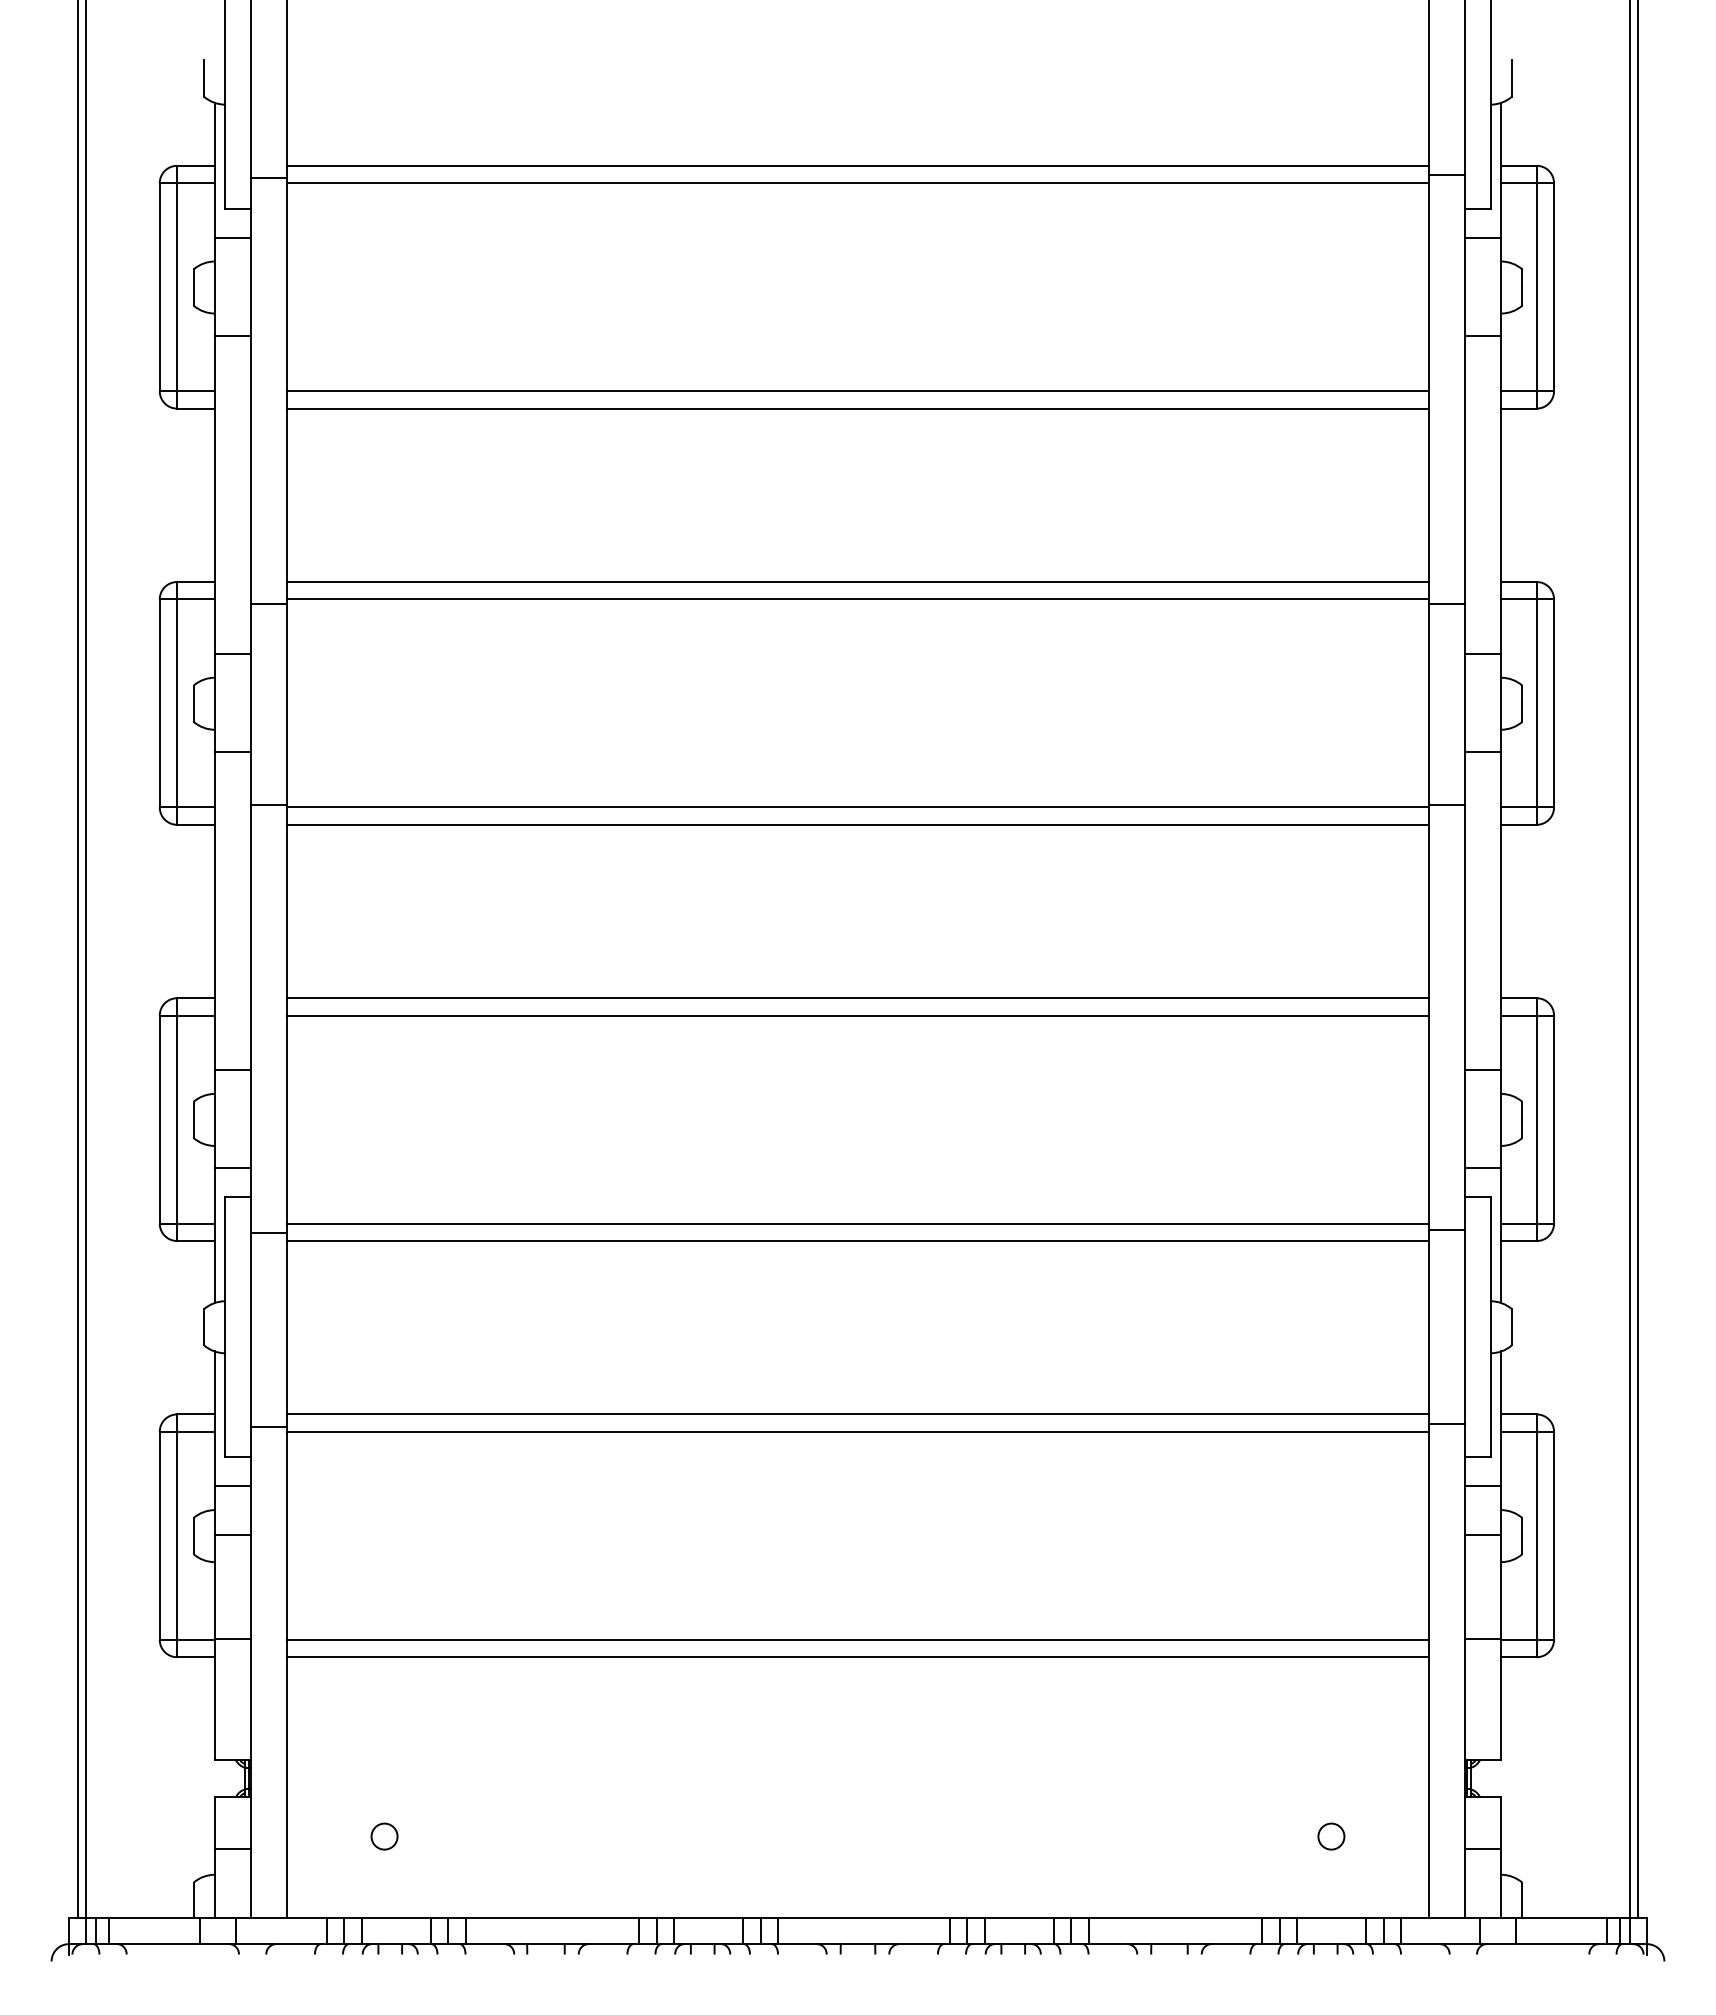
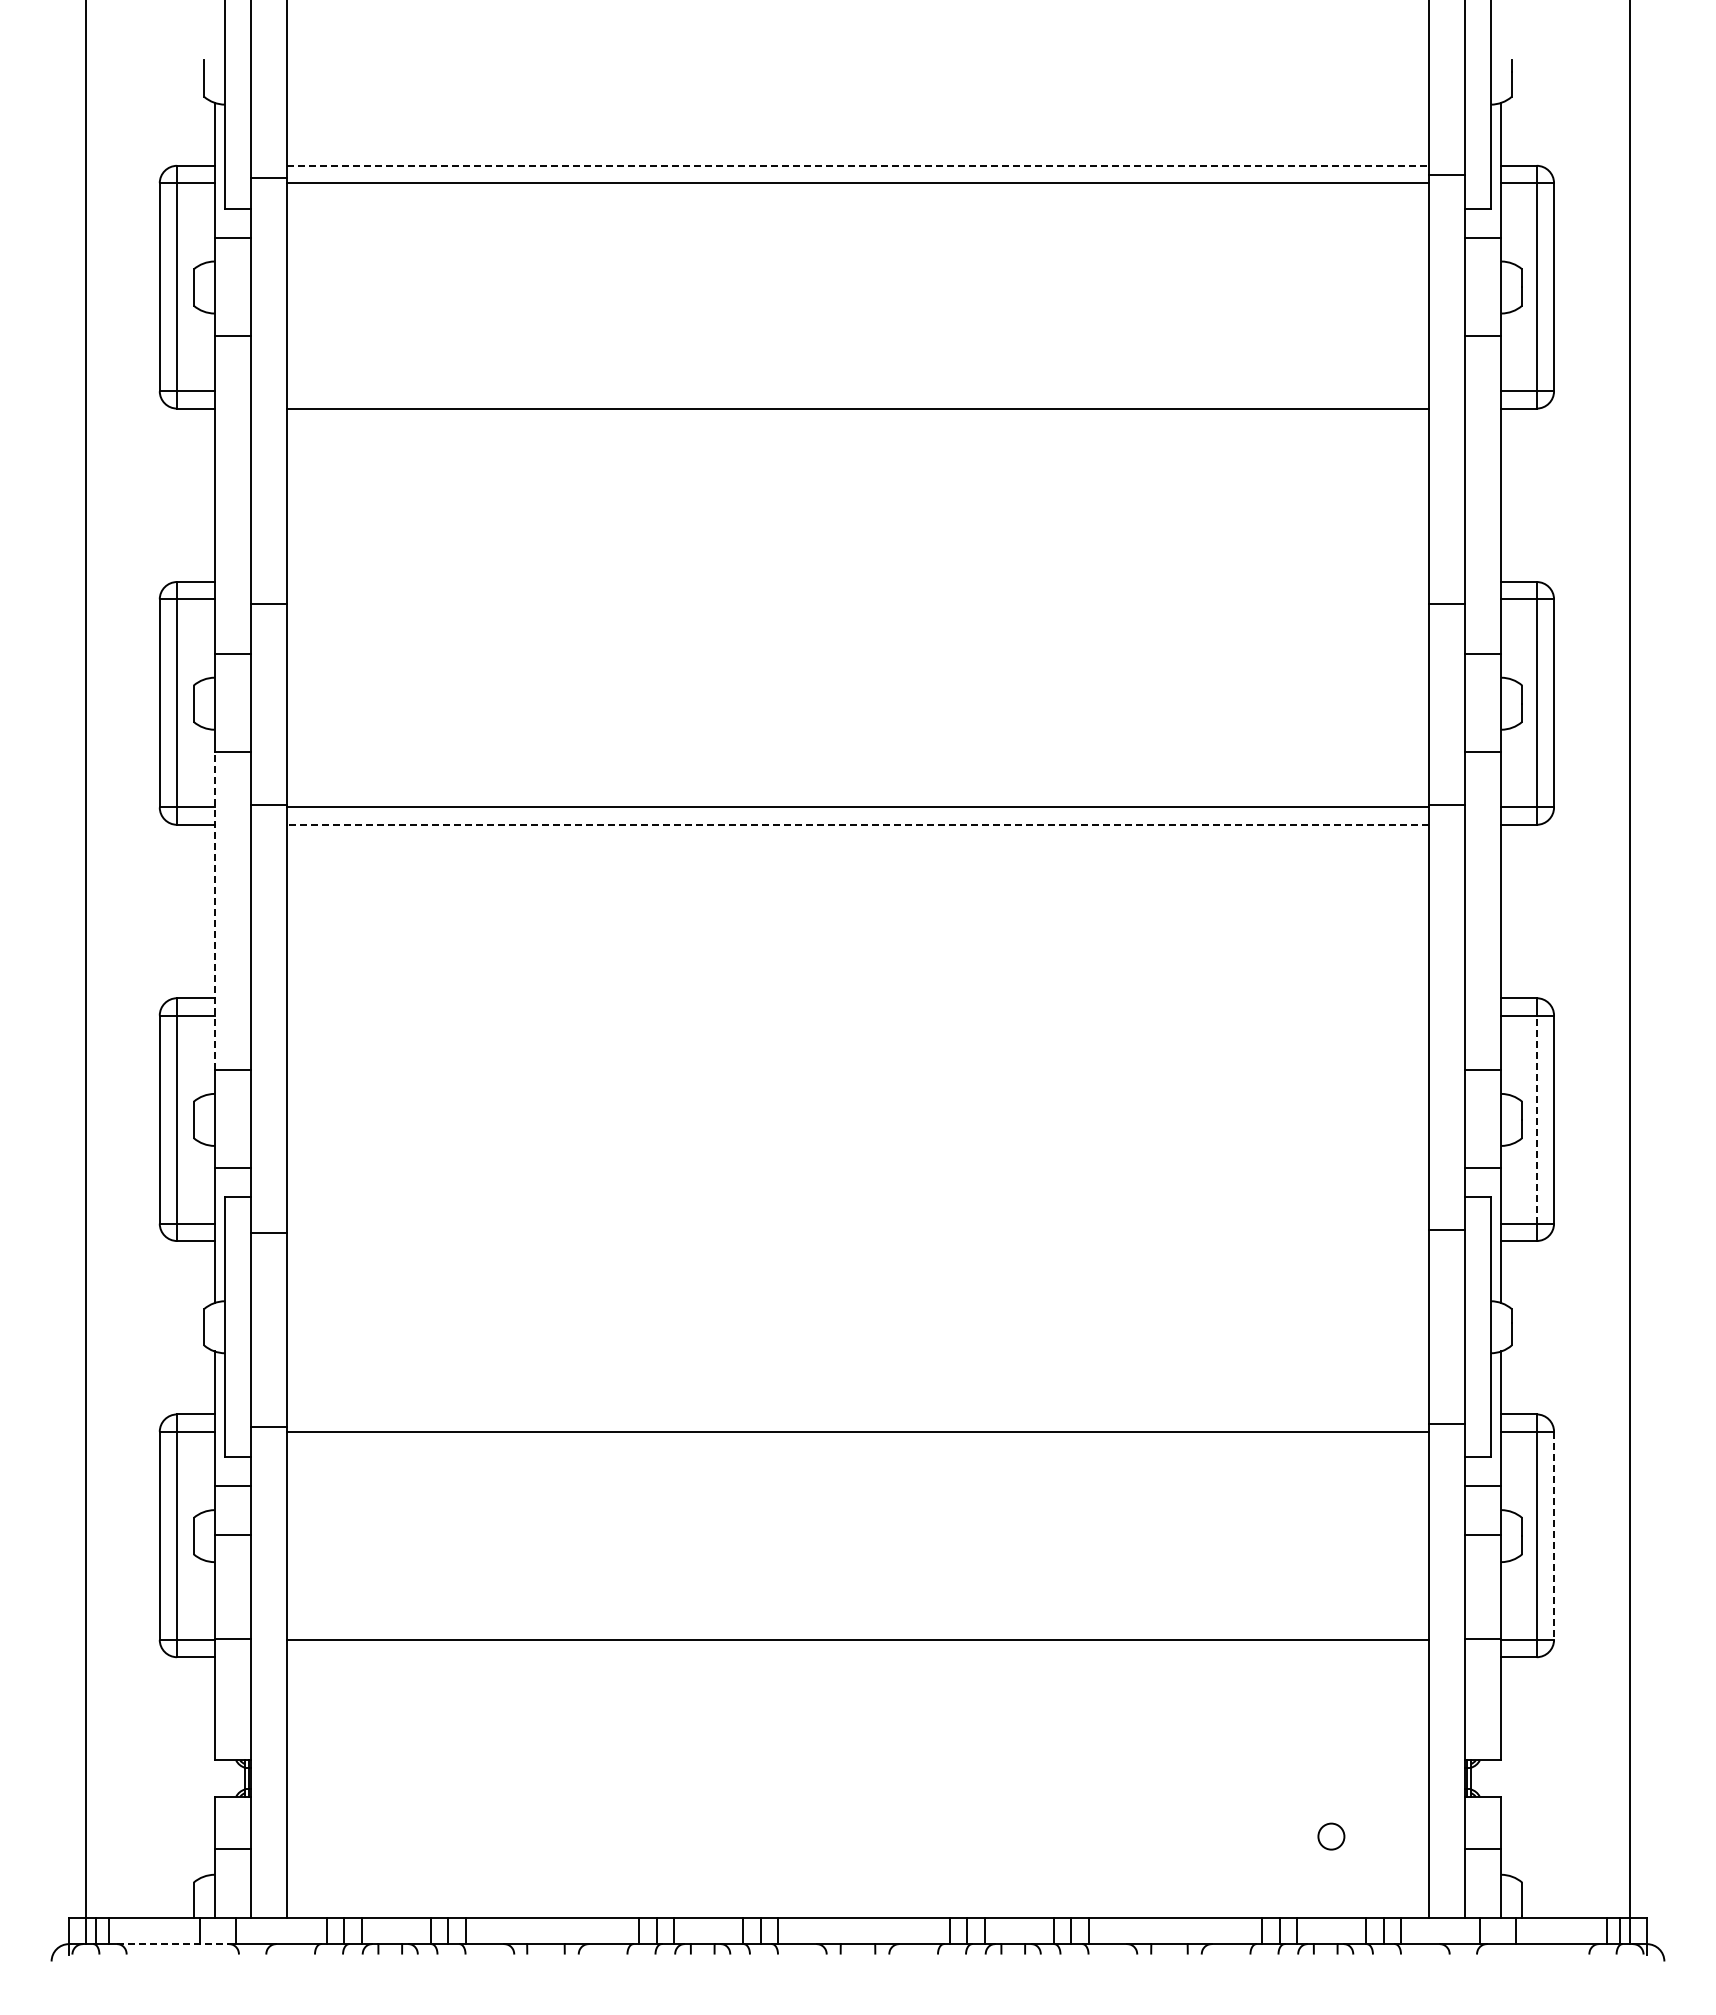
line: solid -> dashed (857, 165)
line: present -> none (857, 391)
line: present -> none (857, 582)
line: present -> none (857, 599)
line: solid -> dashed (857, 824)
line: solid -> dashed (214, 911)
line: present -> none (77, 960)
line: present -> none (1638, 960)
line: present -> none (857, 998)
line: present -> none (857, 1015)
line: solid -> dashed (1536, 1119)
line: present -> none (857, 1223)
line: present -> none (857, 1241)
line: present -> none (857, 1414)
line: solid -> dashed (1554, 1536)
line: present -> none (857, 1657)
circle: present -> none (384, 1836)
line: solid -> dashed (173, 1944)
